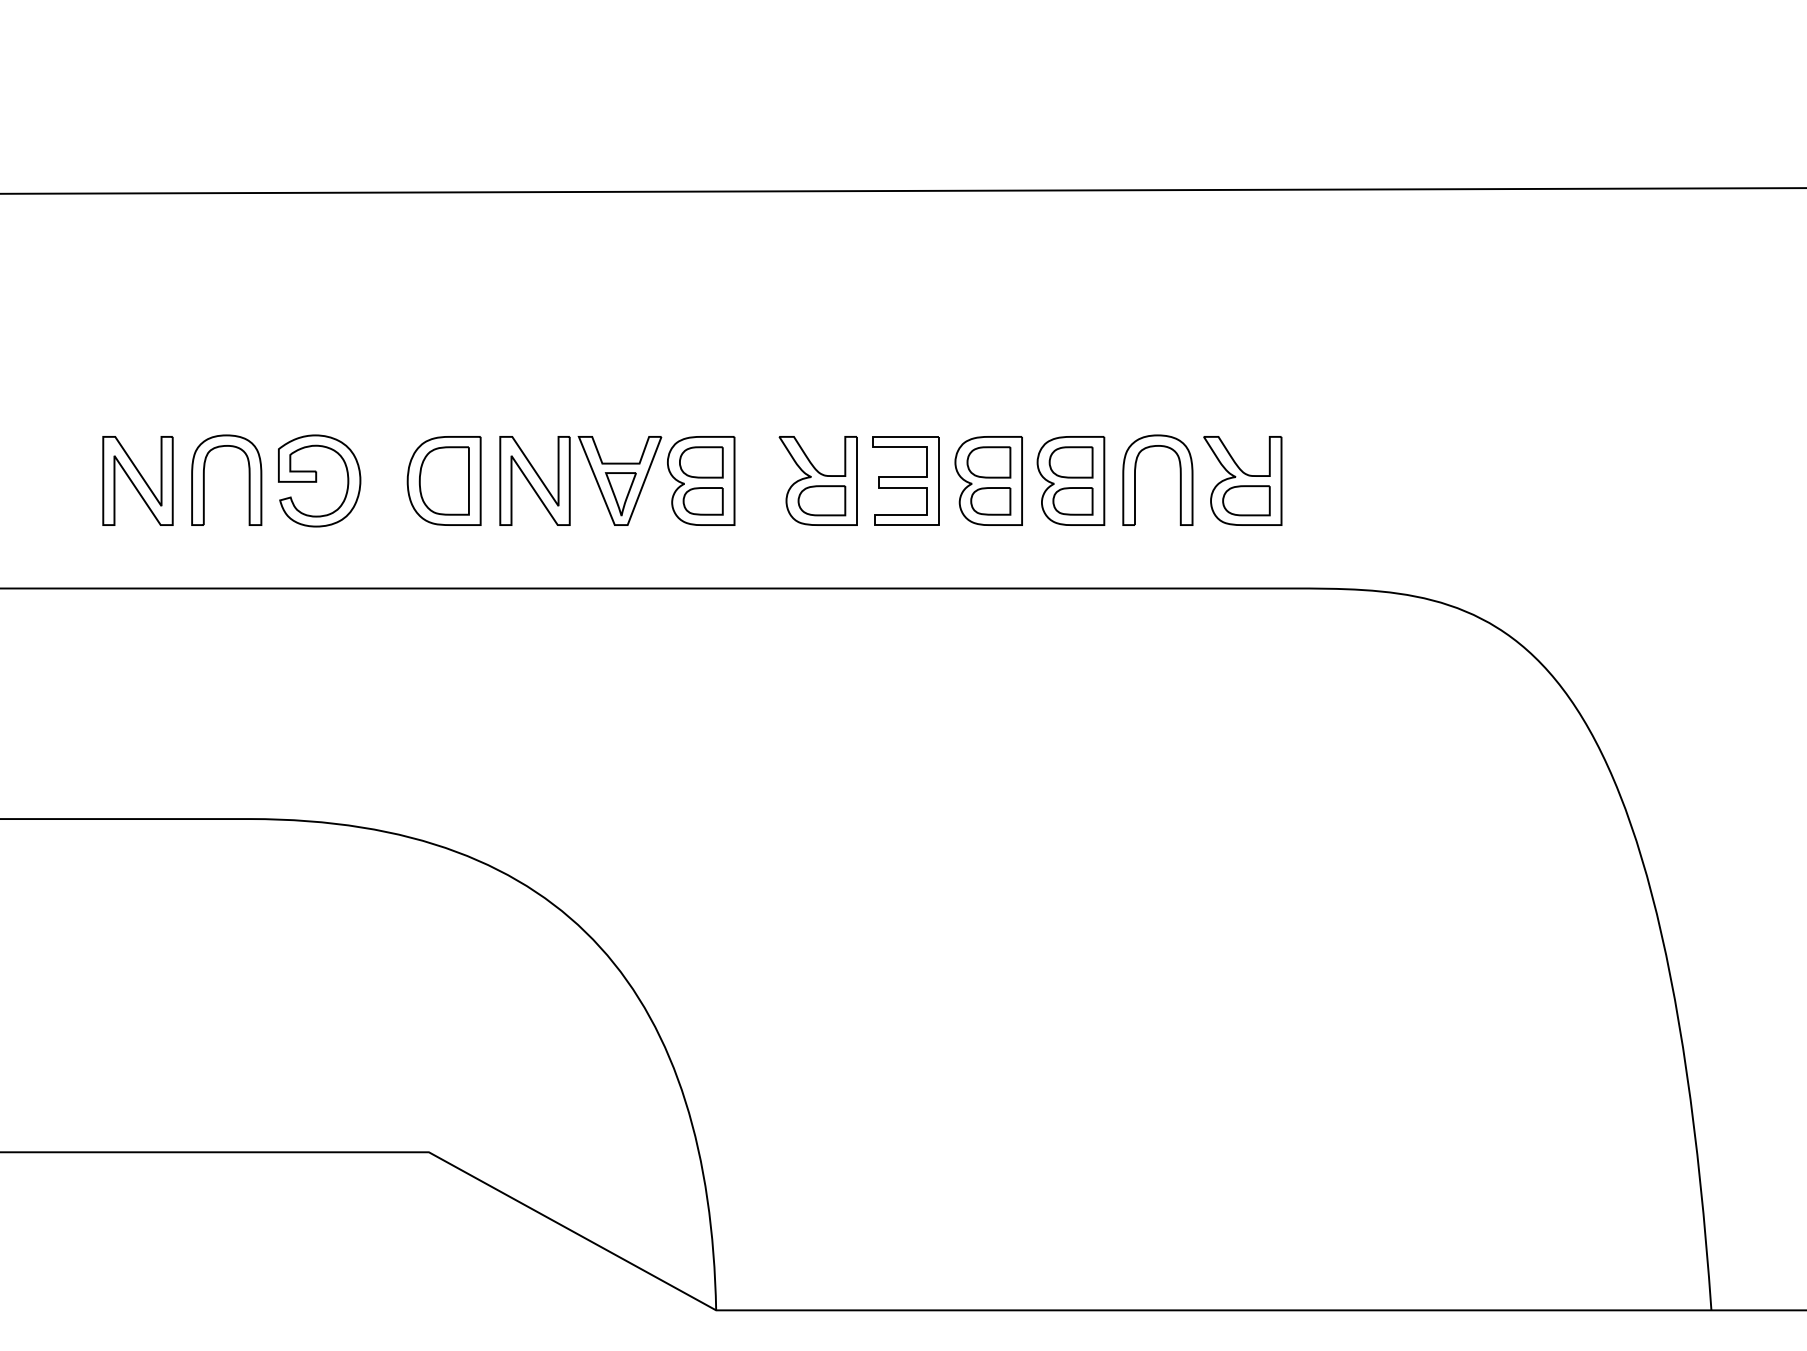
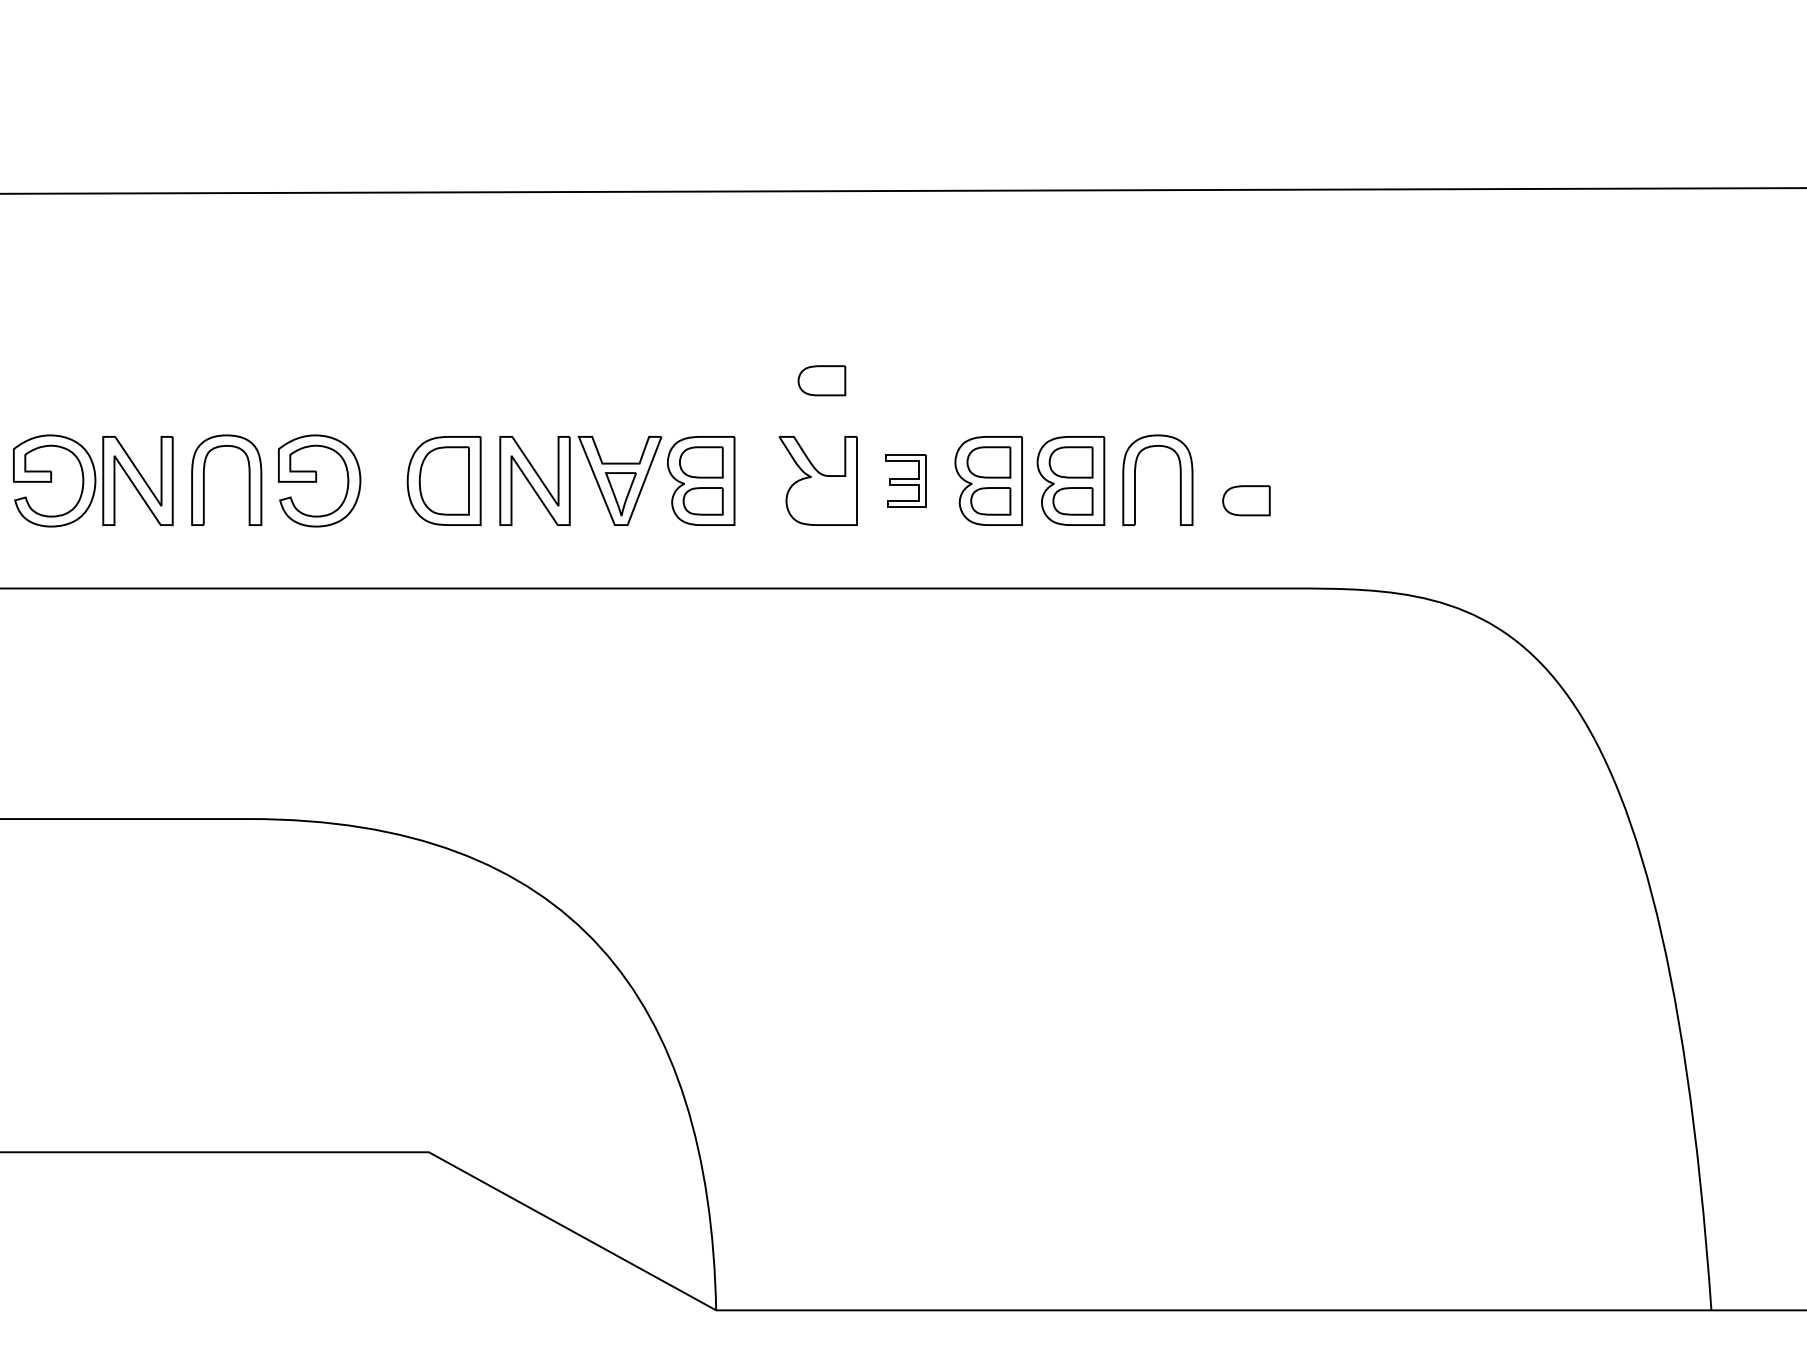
part: none -> present (54, 480)
part size: 68x90 px -> 42x54 px (905, 480)
part: present -> none (1242, 480)
part position: (821, 500) -> (821, 380) (821, 380)
